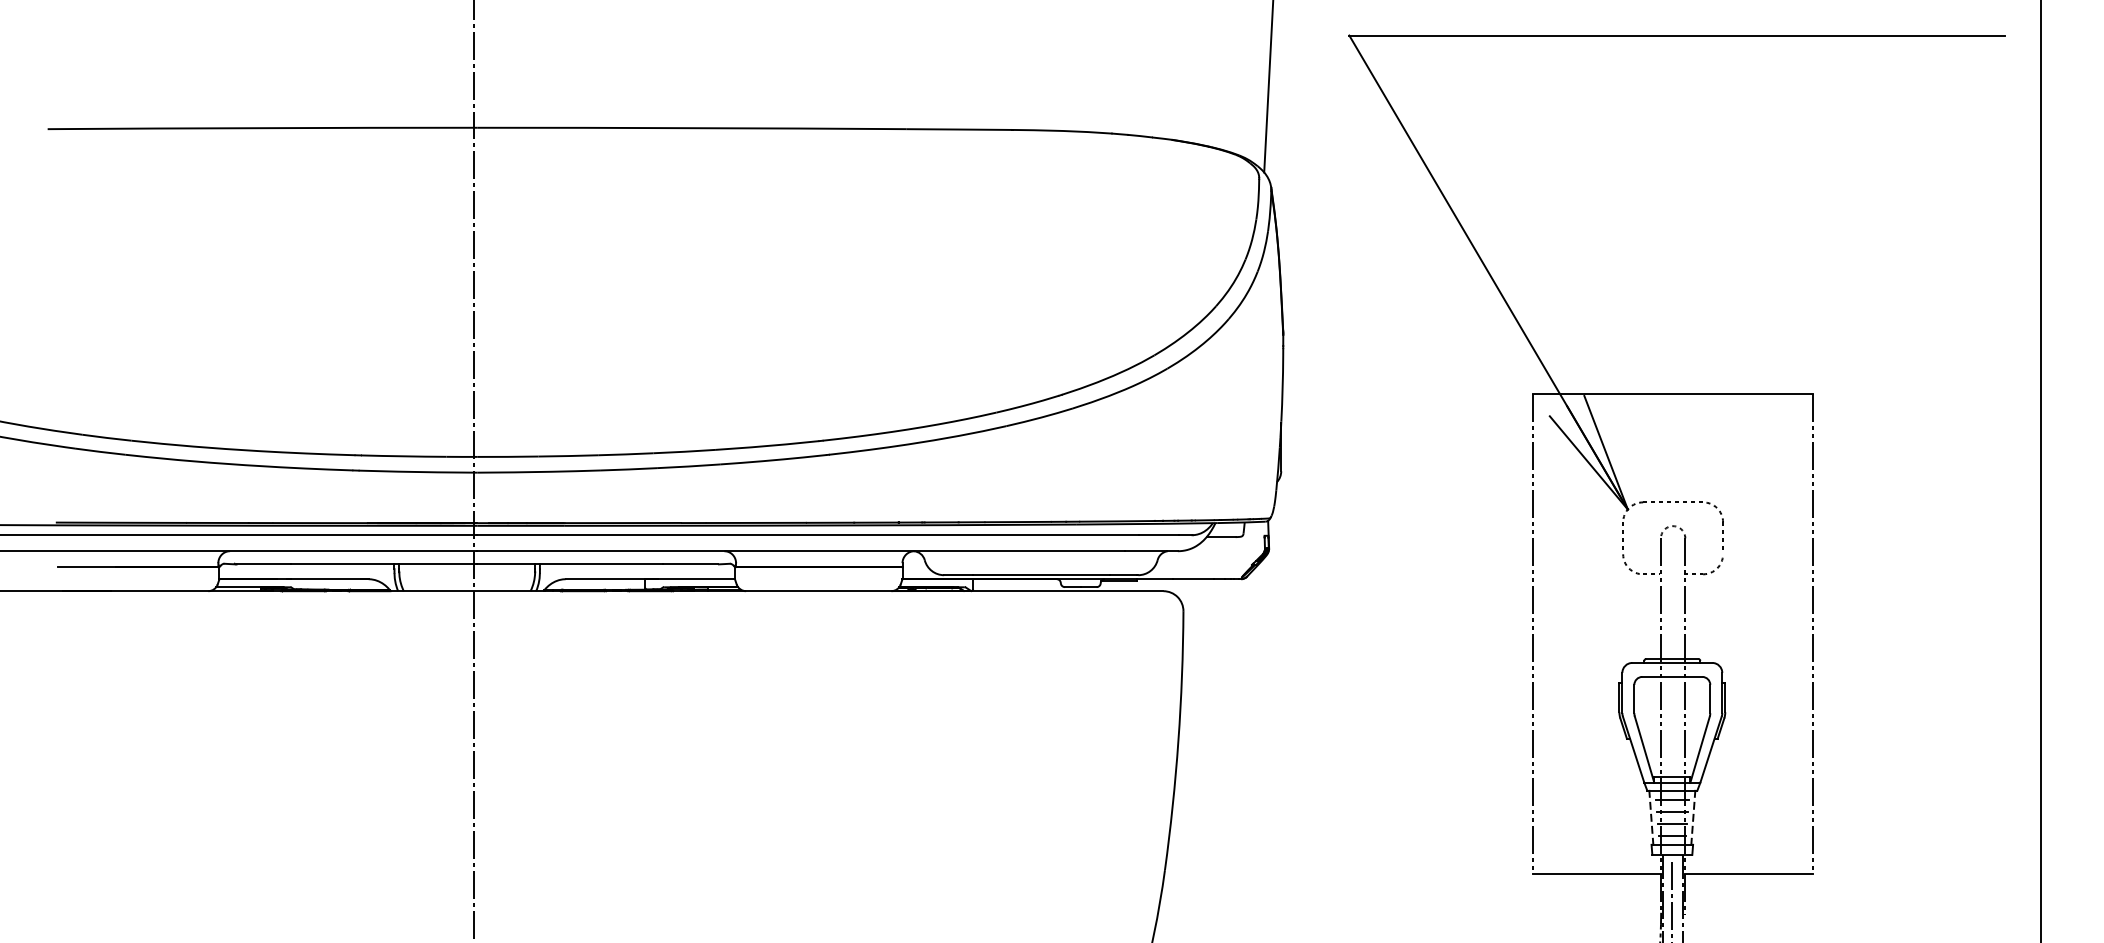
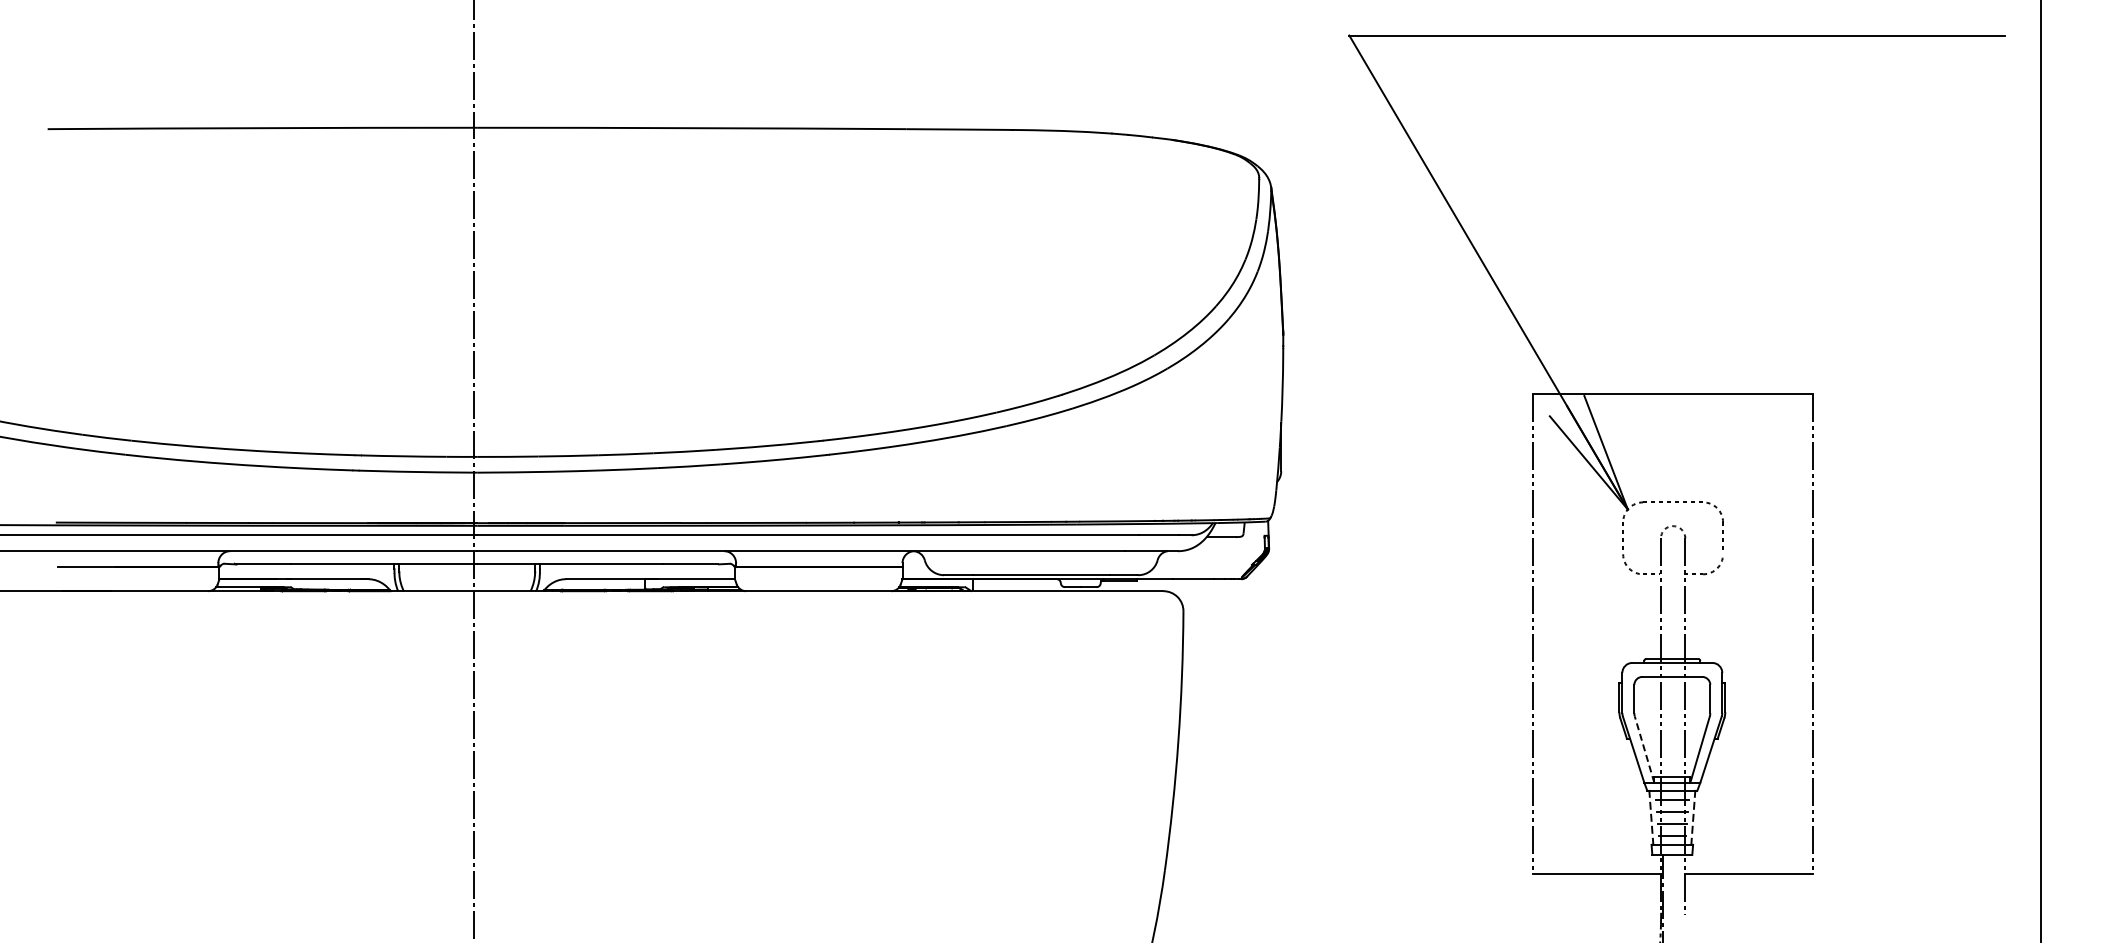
line: present -> none (1268, 87)
line: solid -> dashed (1644, 749)
line: present -> none (1682, 896)
line: present -> none (1672, 900)
